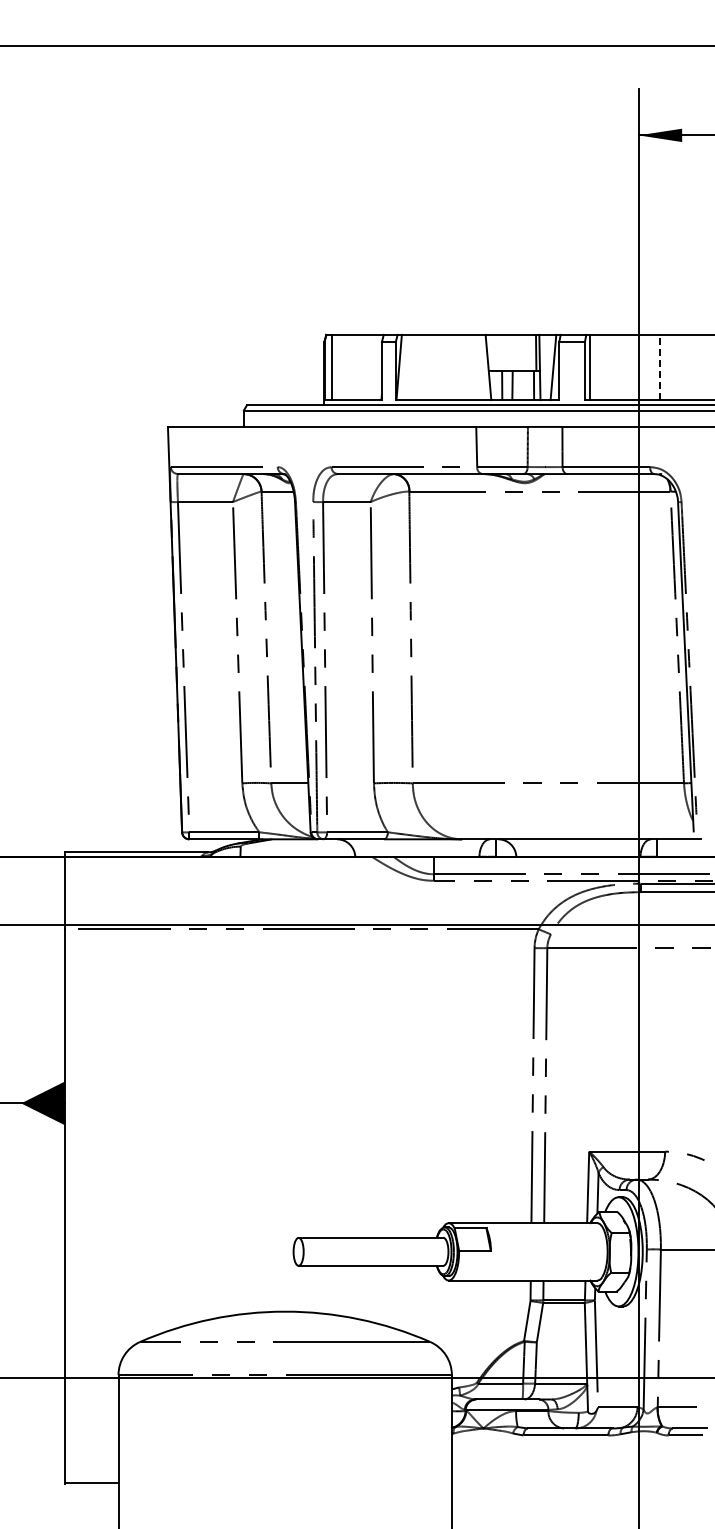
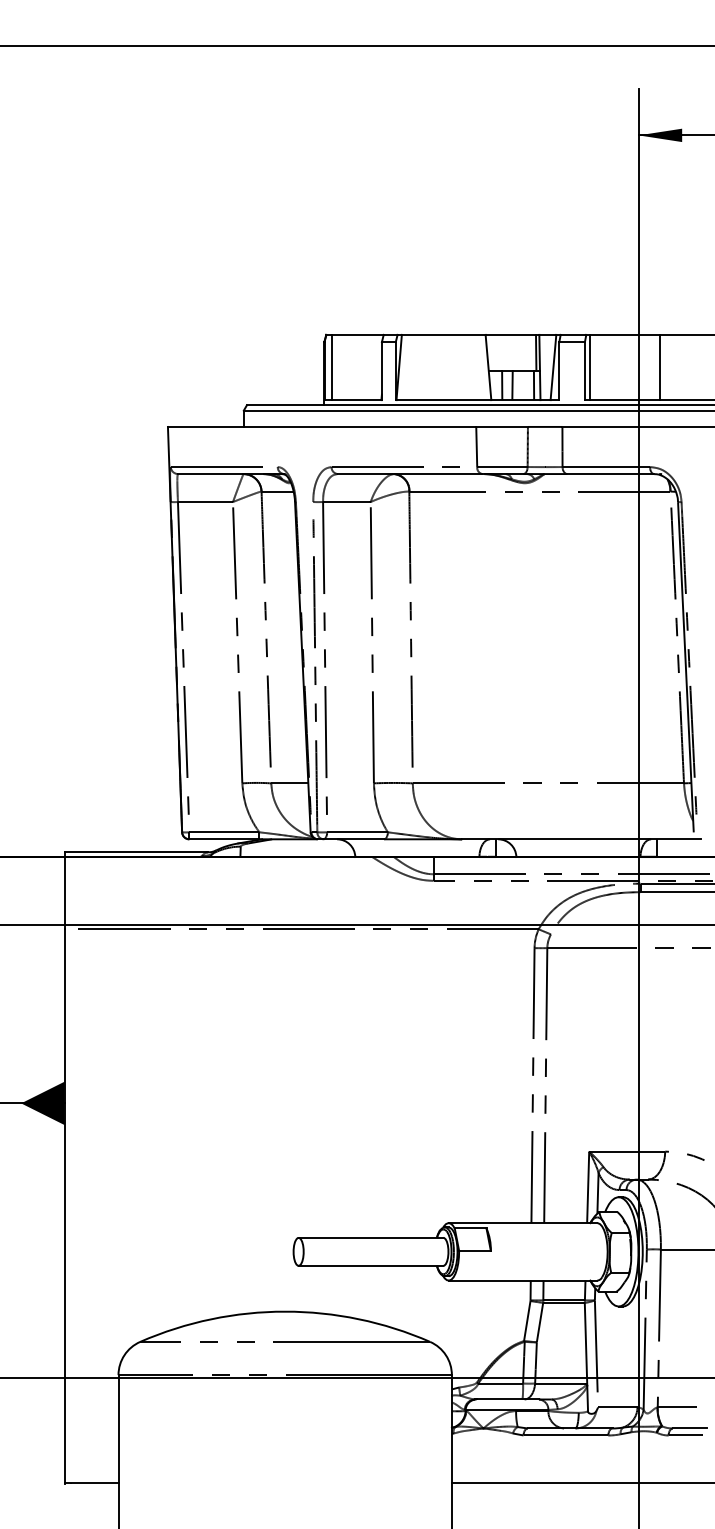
line: dashed -> solid (660, 367)
line: none -> present (581, 1482)
